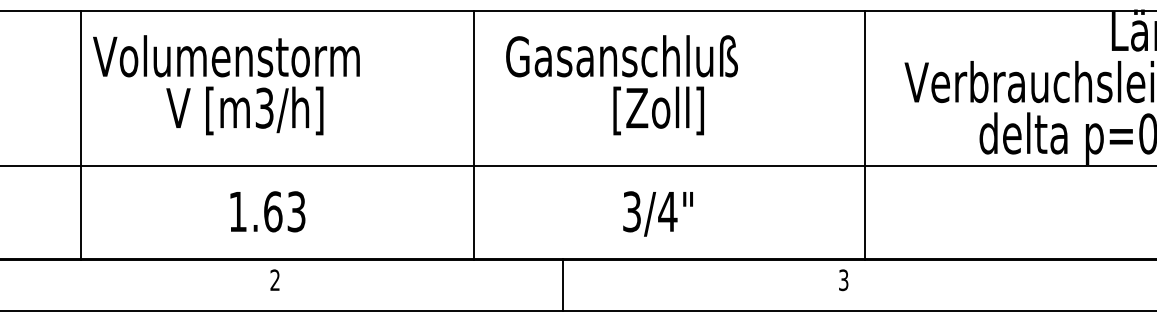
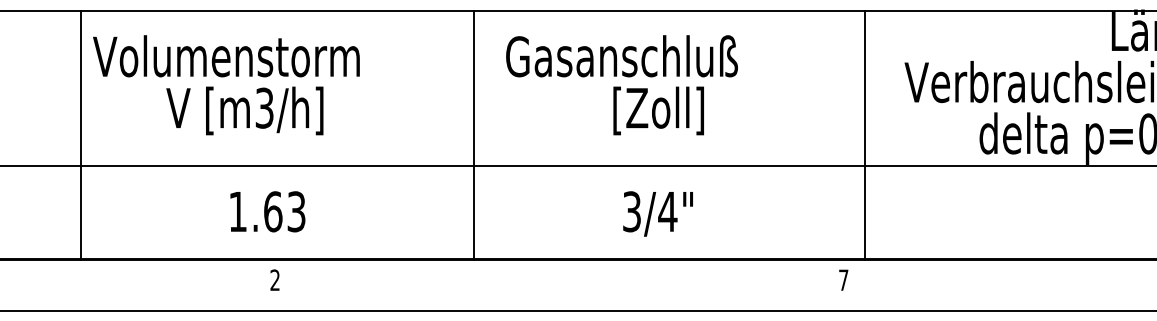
text: 3 -> 7 (843, 280)
line: present -> none (562, 285)
